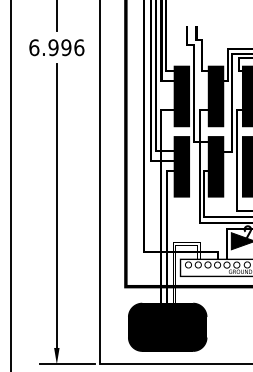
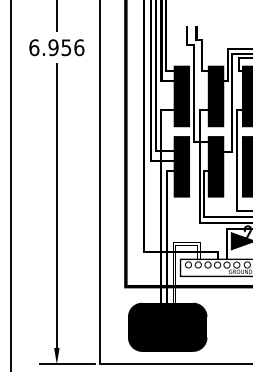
text: 6.996 -> 6.956 (66, 47)
